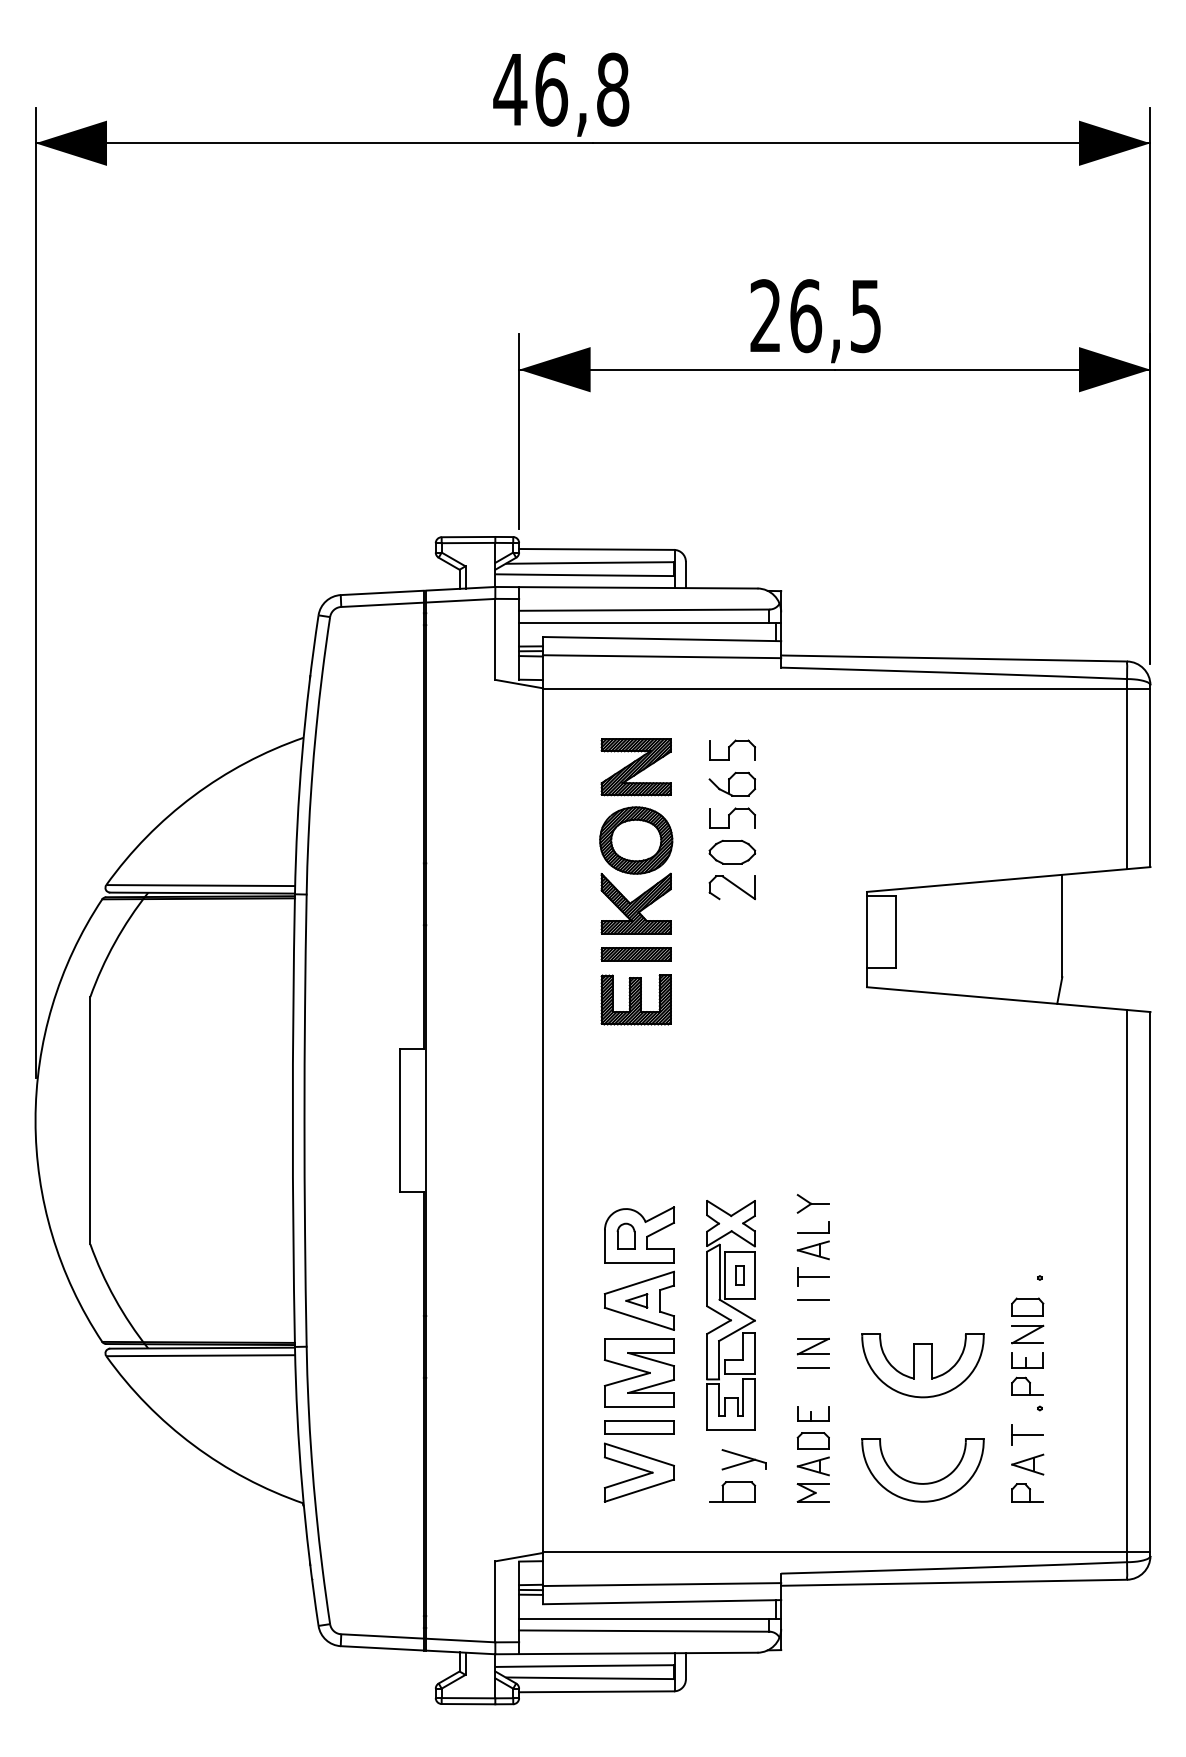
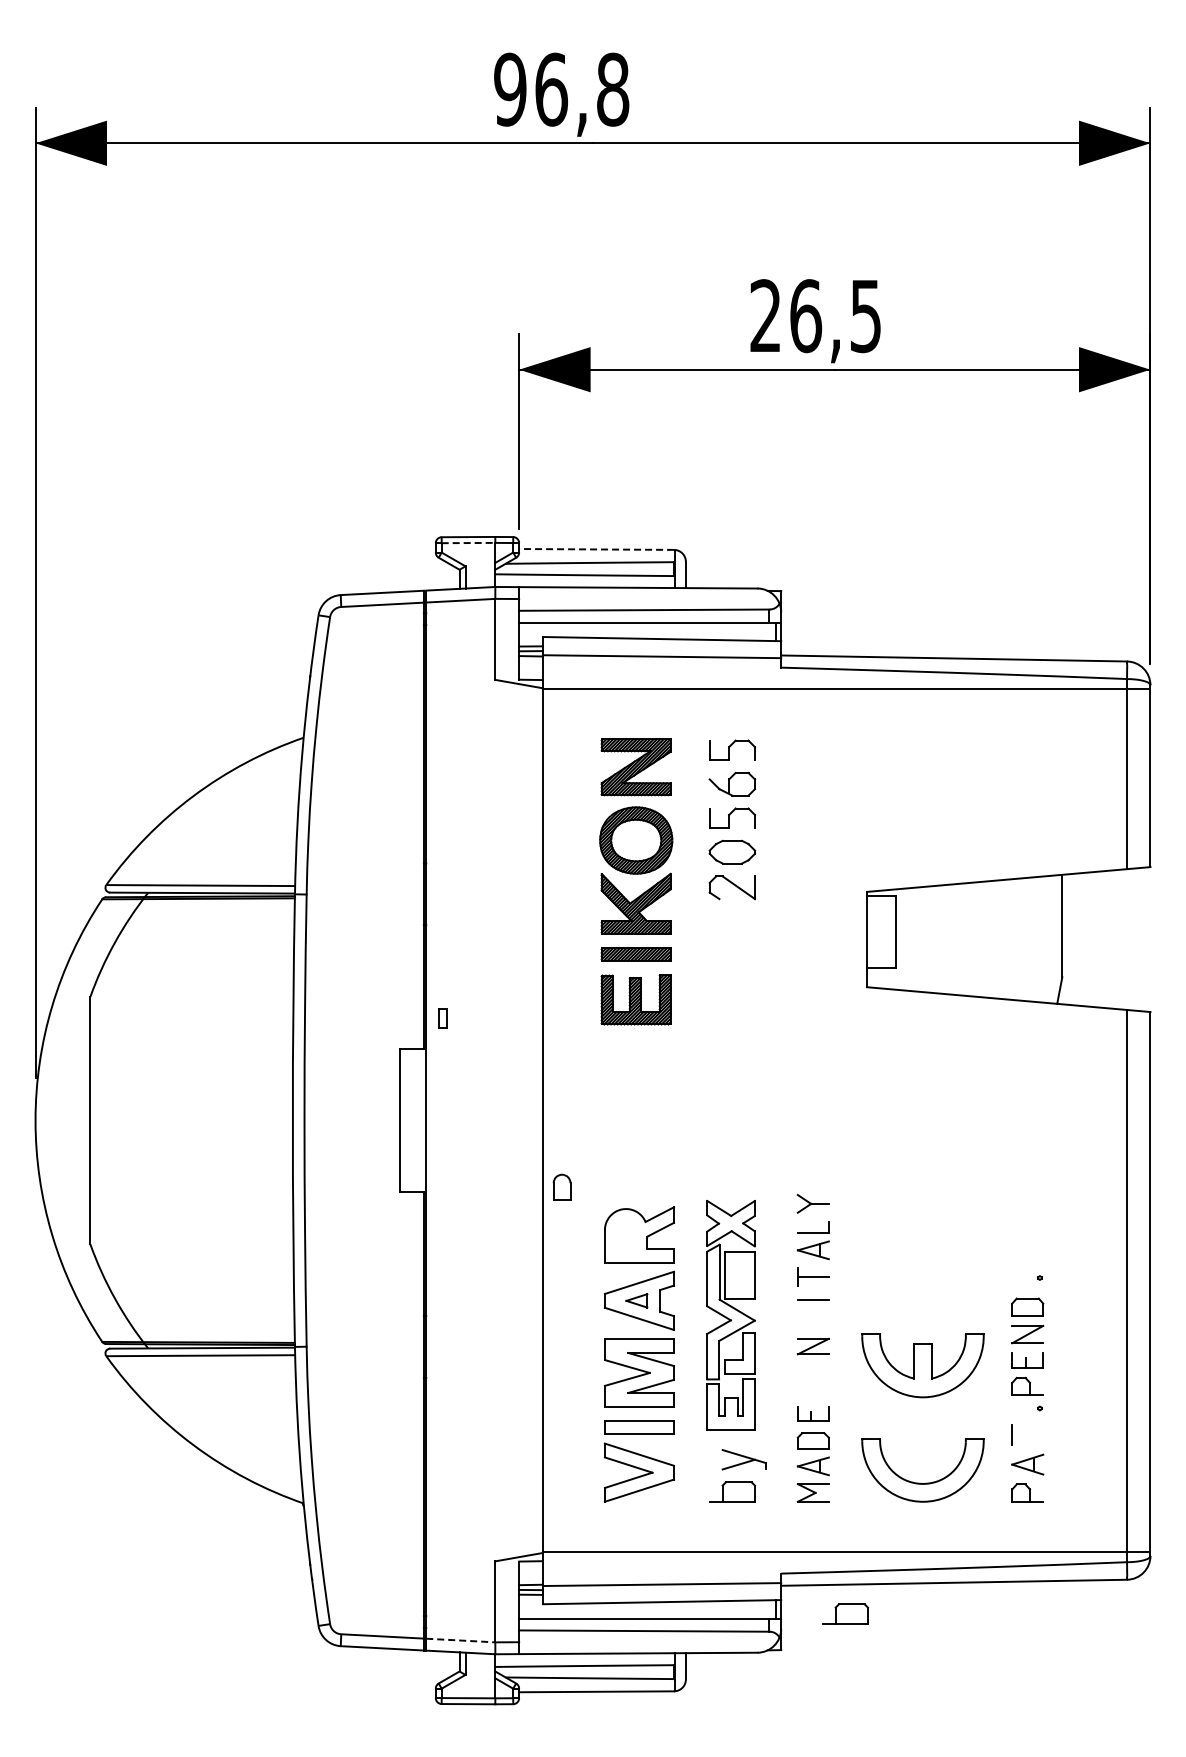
text: 46,8 -> 96,8 (510, 89)
line: solid -> dashed (468, 543)
line: solid -> dashed (596, 549)
part position: (625, 1235) -> (561, 1186) (561, 1186)
part position: (739, 1275) -> (442, 1018) (442, 1018)
line: present -> none (812, 1368)
line: present -> none (1027, 1434)
part: none -> present (845, 1613)
line: solid -> dashed (460, 1640)
